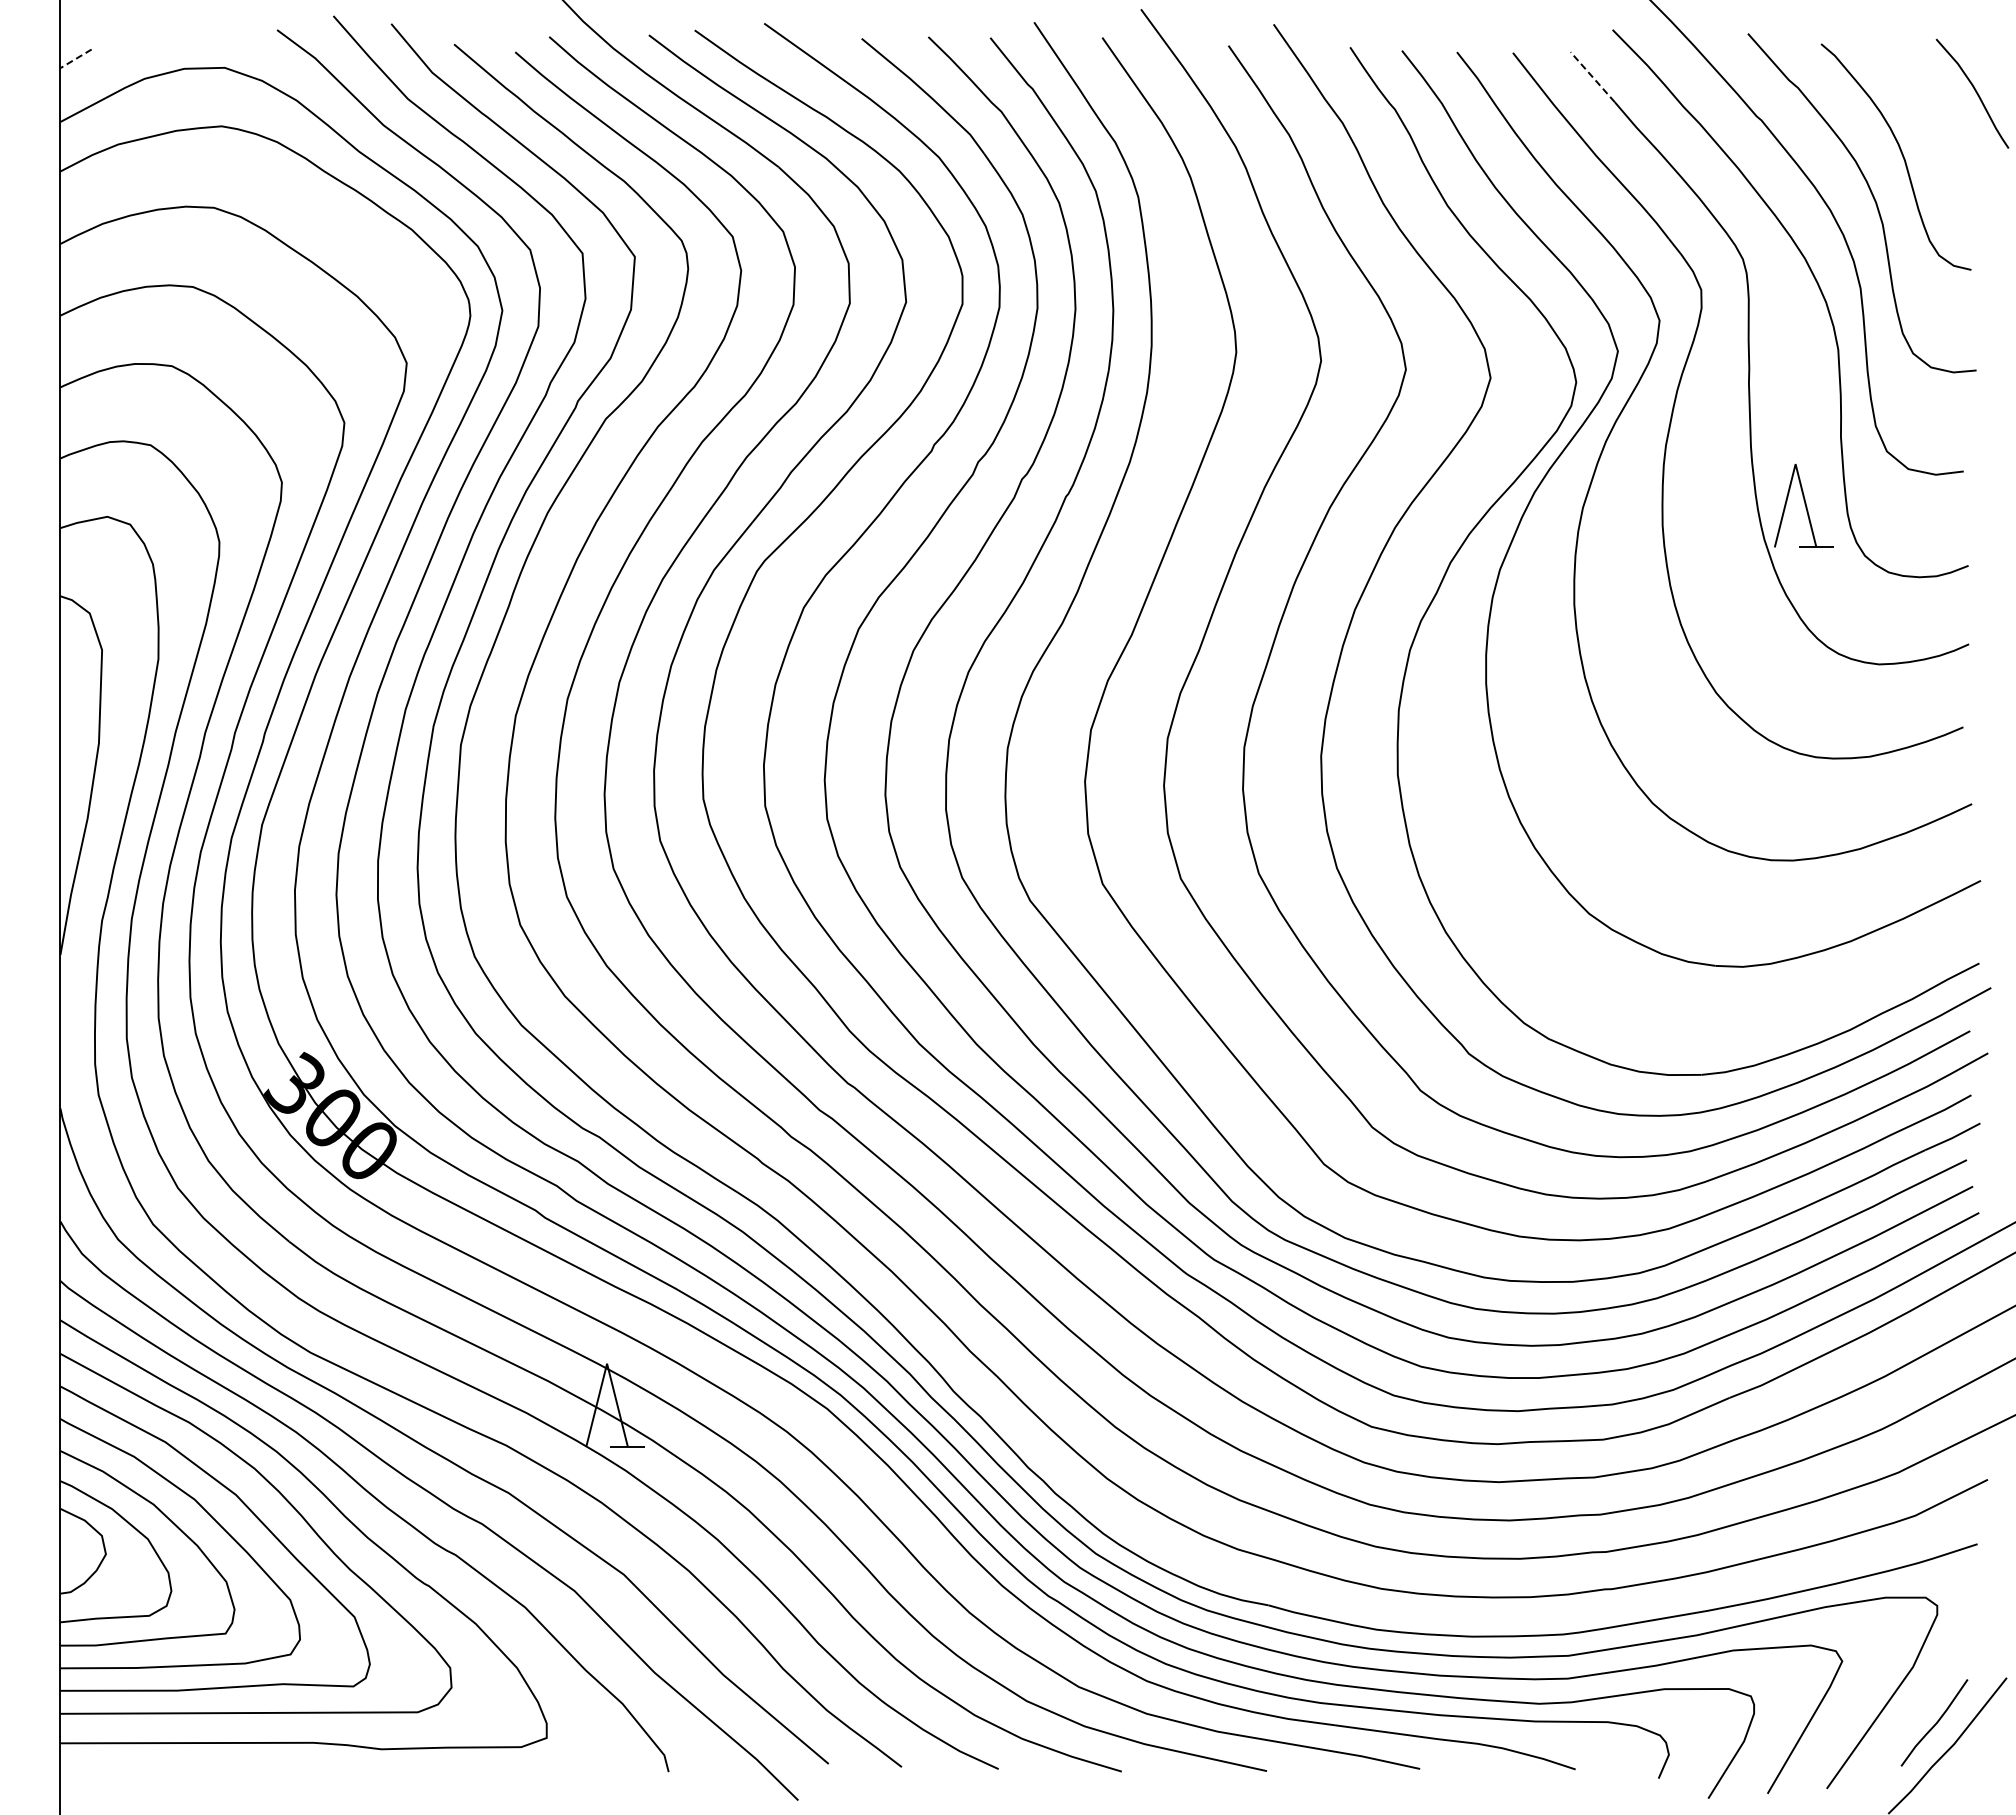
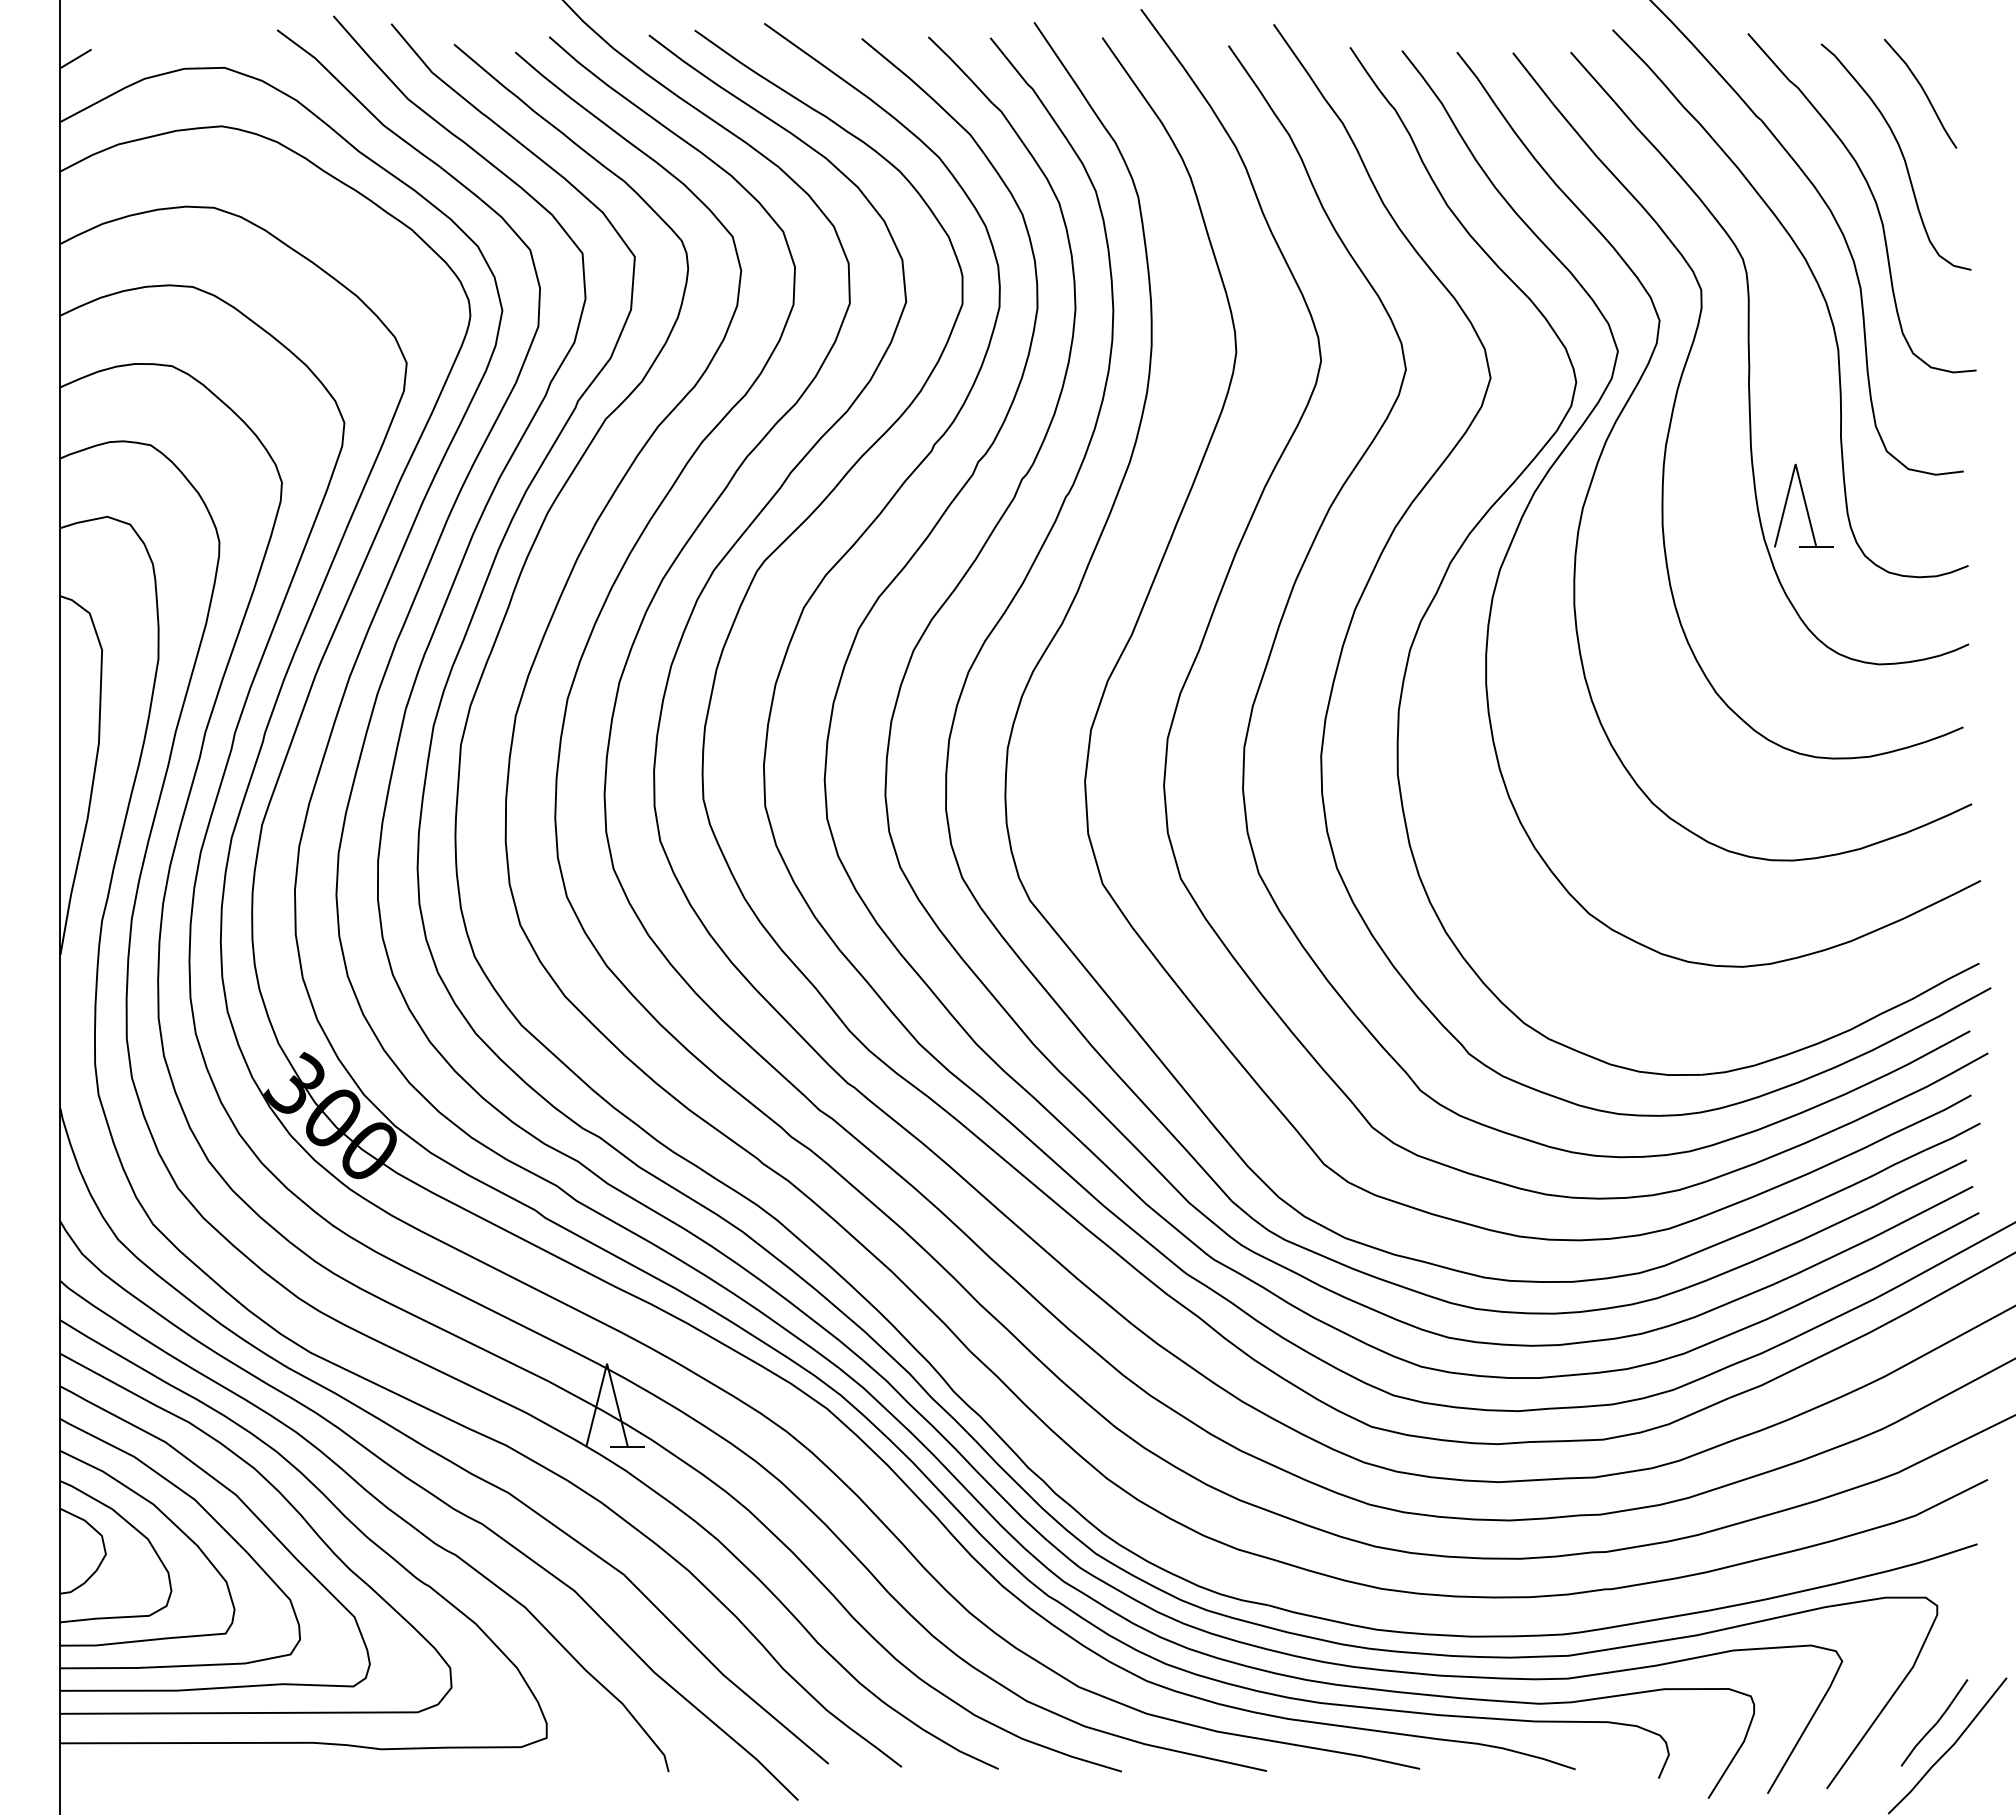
line: dashed -> solid (75, 59)
line: dashed -> solid (1592, 76)
curve position: (1975, 92) -> (1923, 92) (1923, 92)
